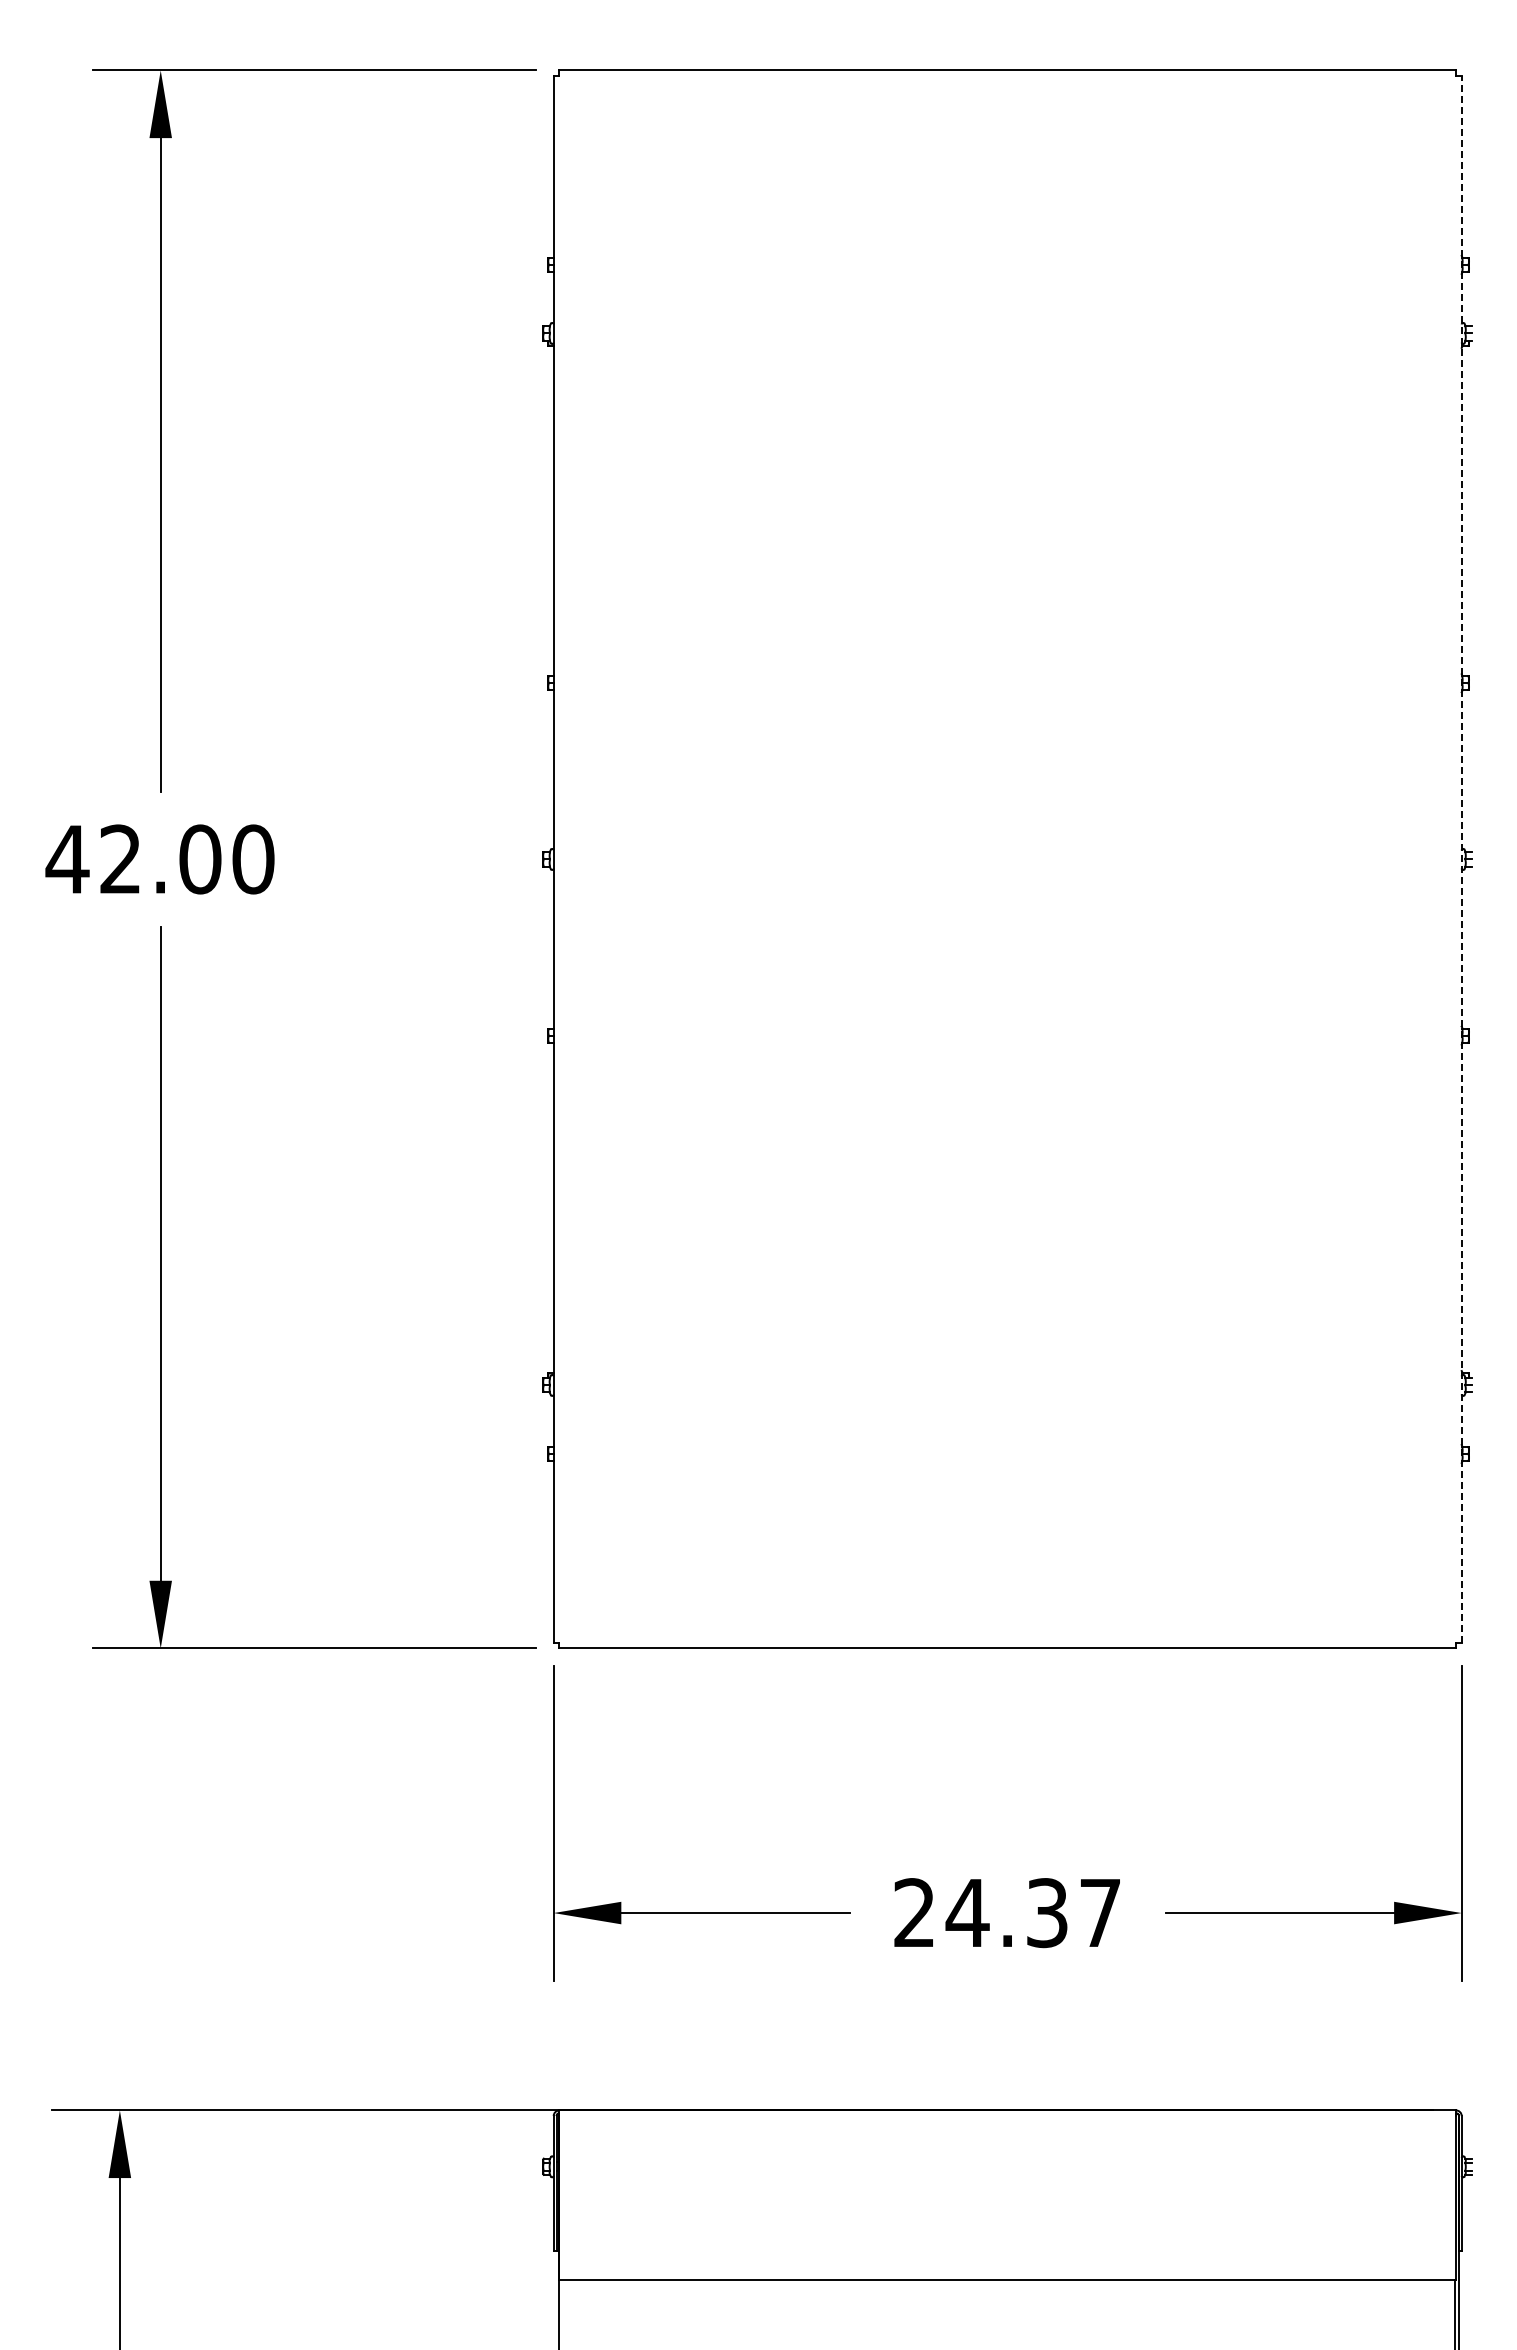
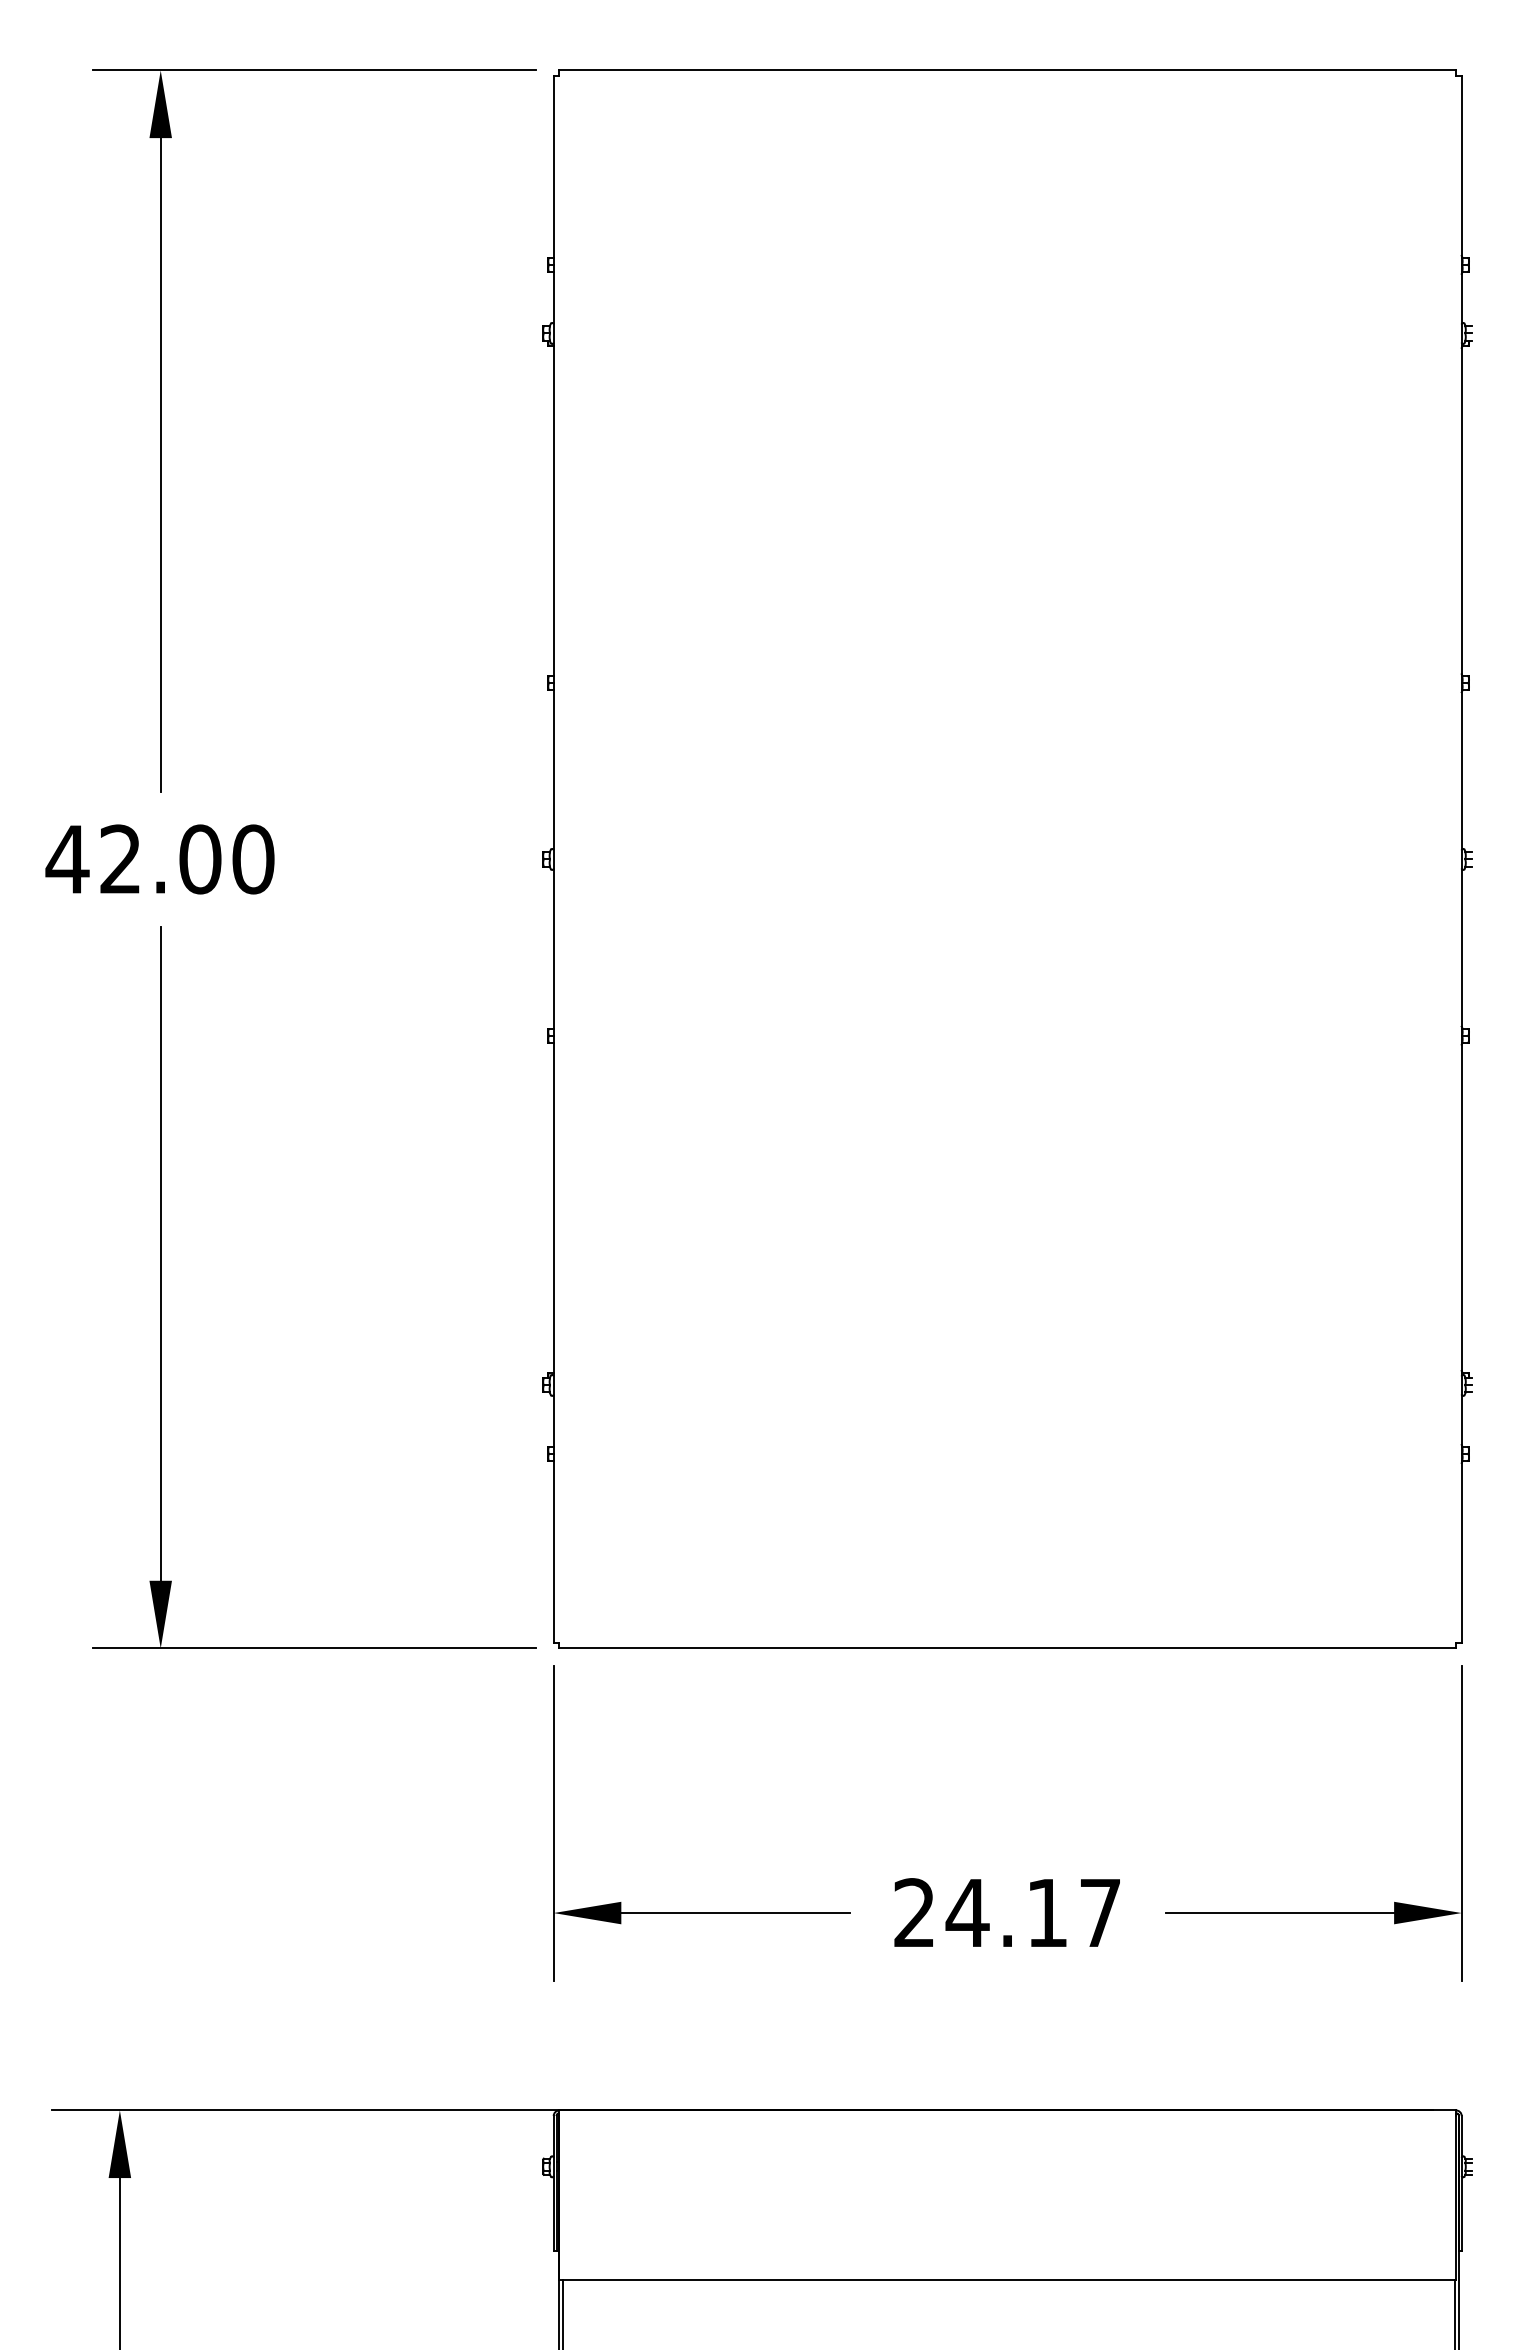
line: dashed -> solid (1461, 858)
text: 24.37 -> 24.17 (1047, 1913)
line: none -> present (562, 2312)
